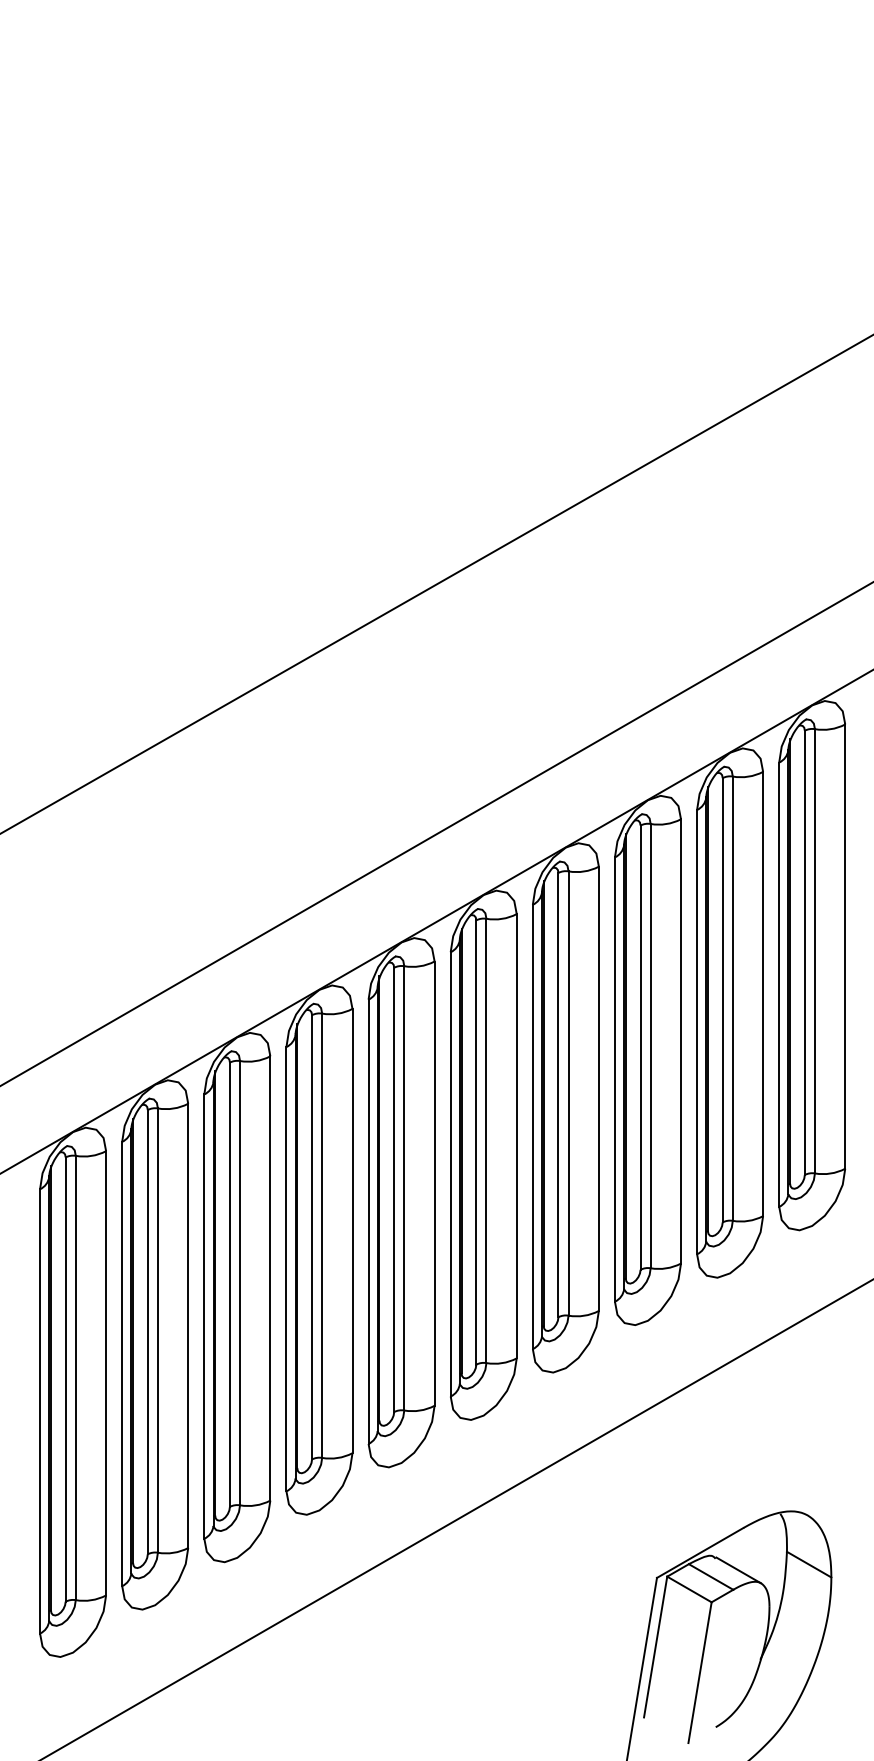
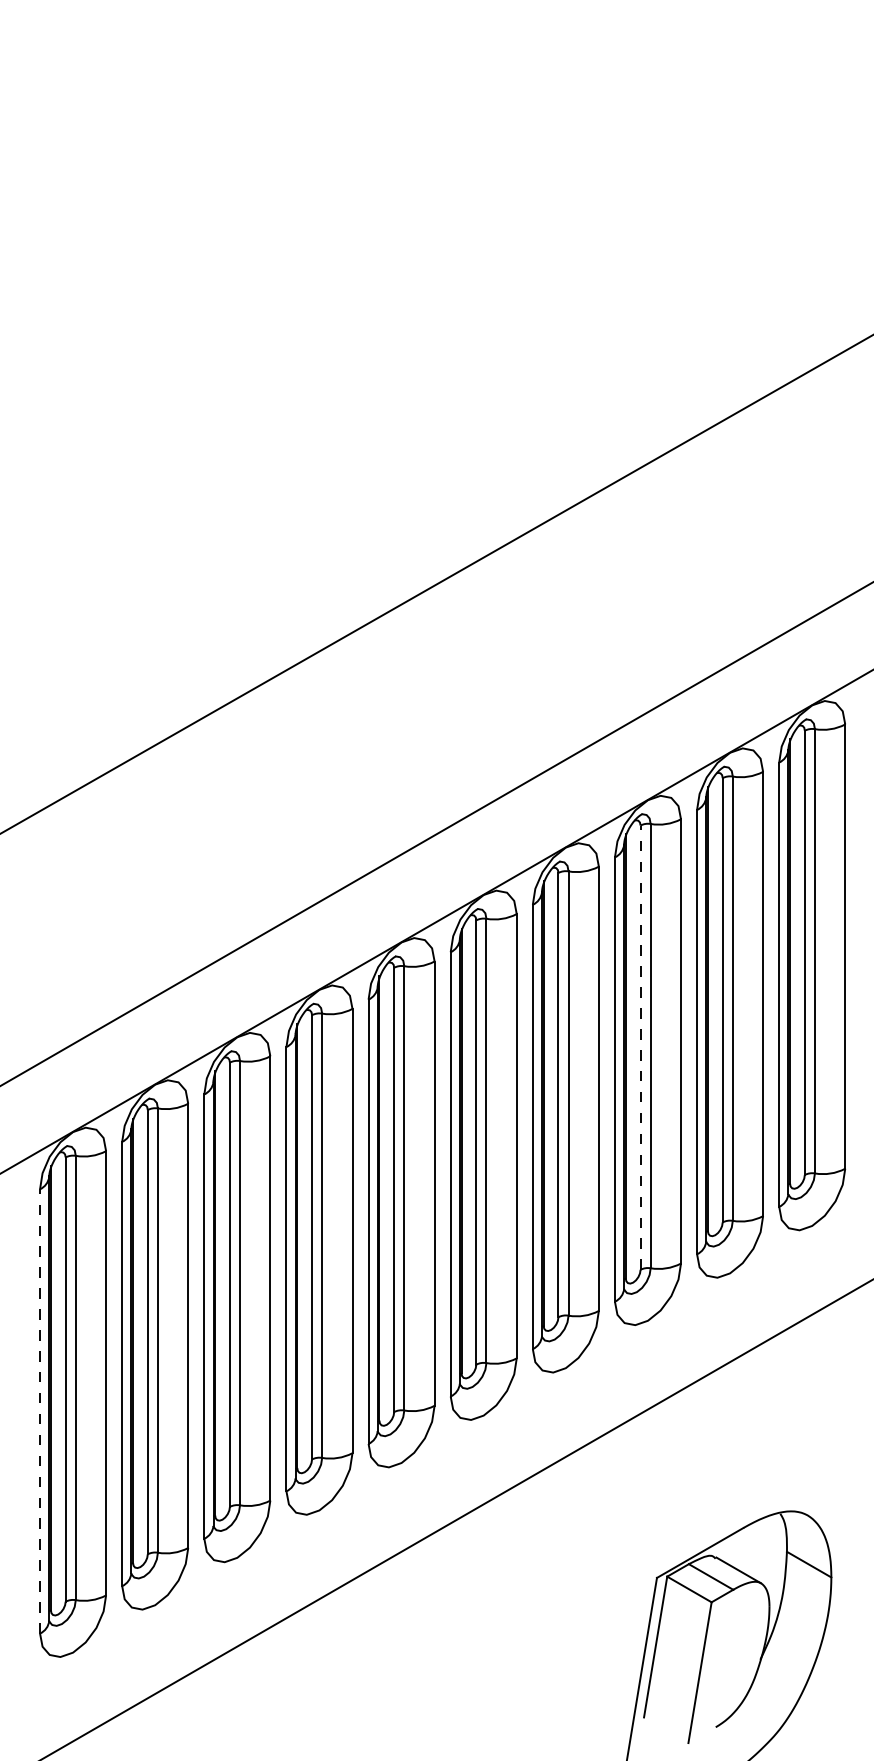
line: solid -> dashed (640, 1047)
line: solid -> dashed (40, 1410)
